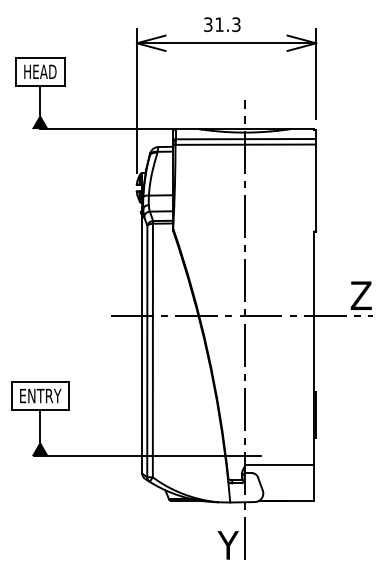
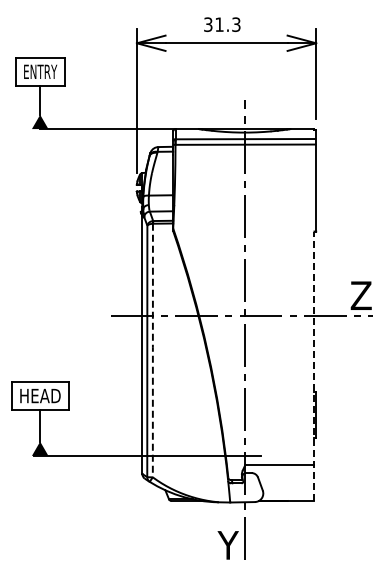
text: HEAD -> ENTRY (40, 71)
line: solid -> dashed (152, 349)
line: solid -> dashed (314, 366)
text: ENTRY -> HEAD (40, 395)
